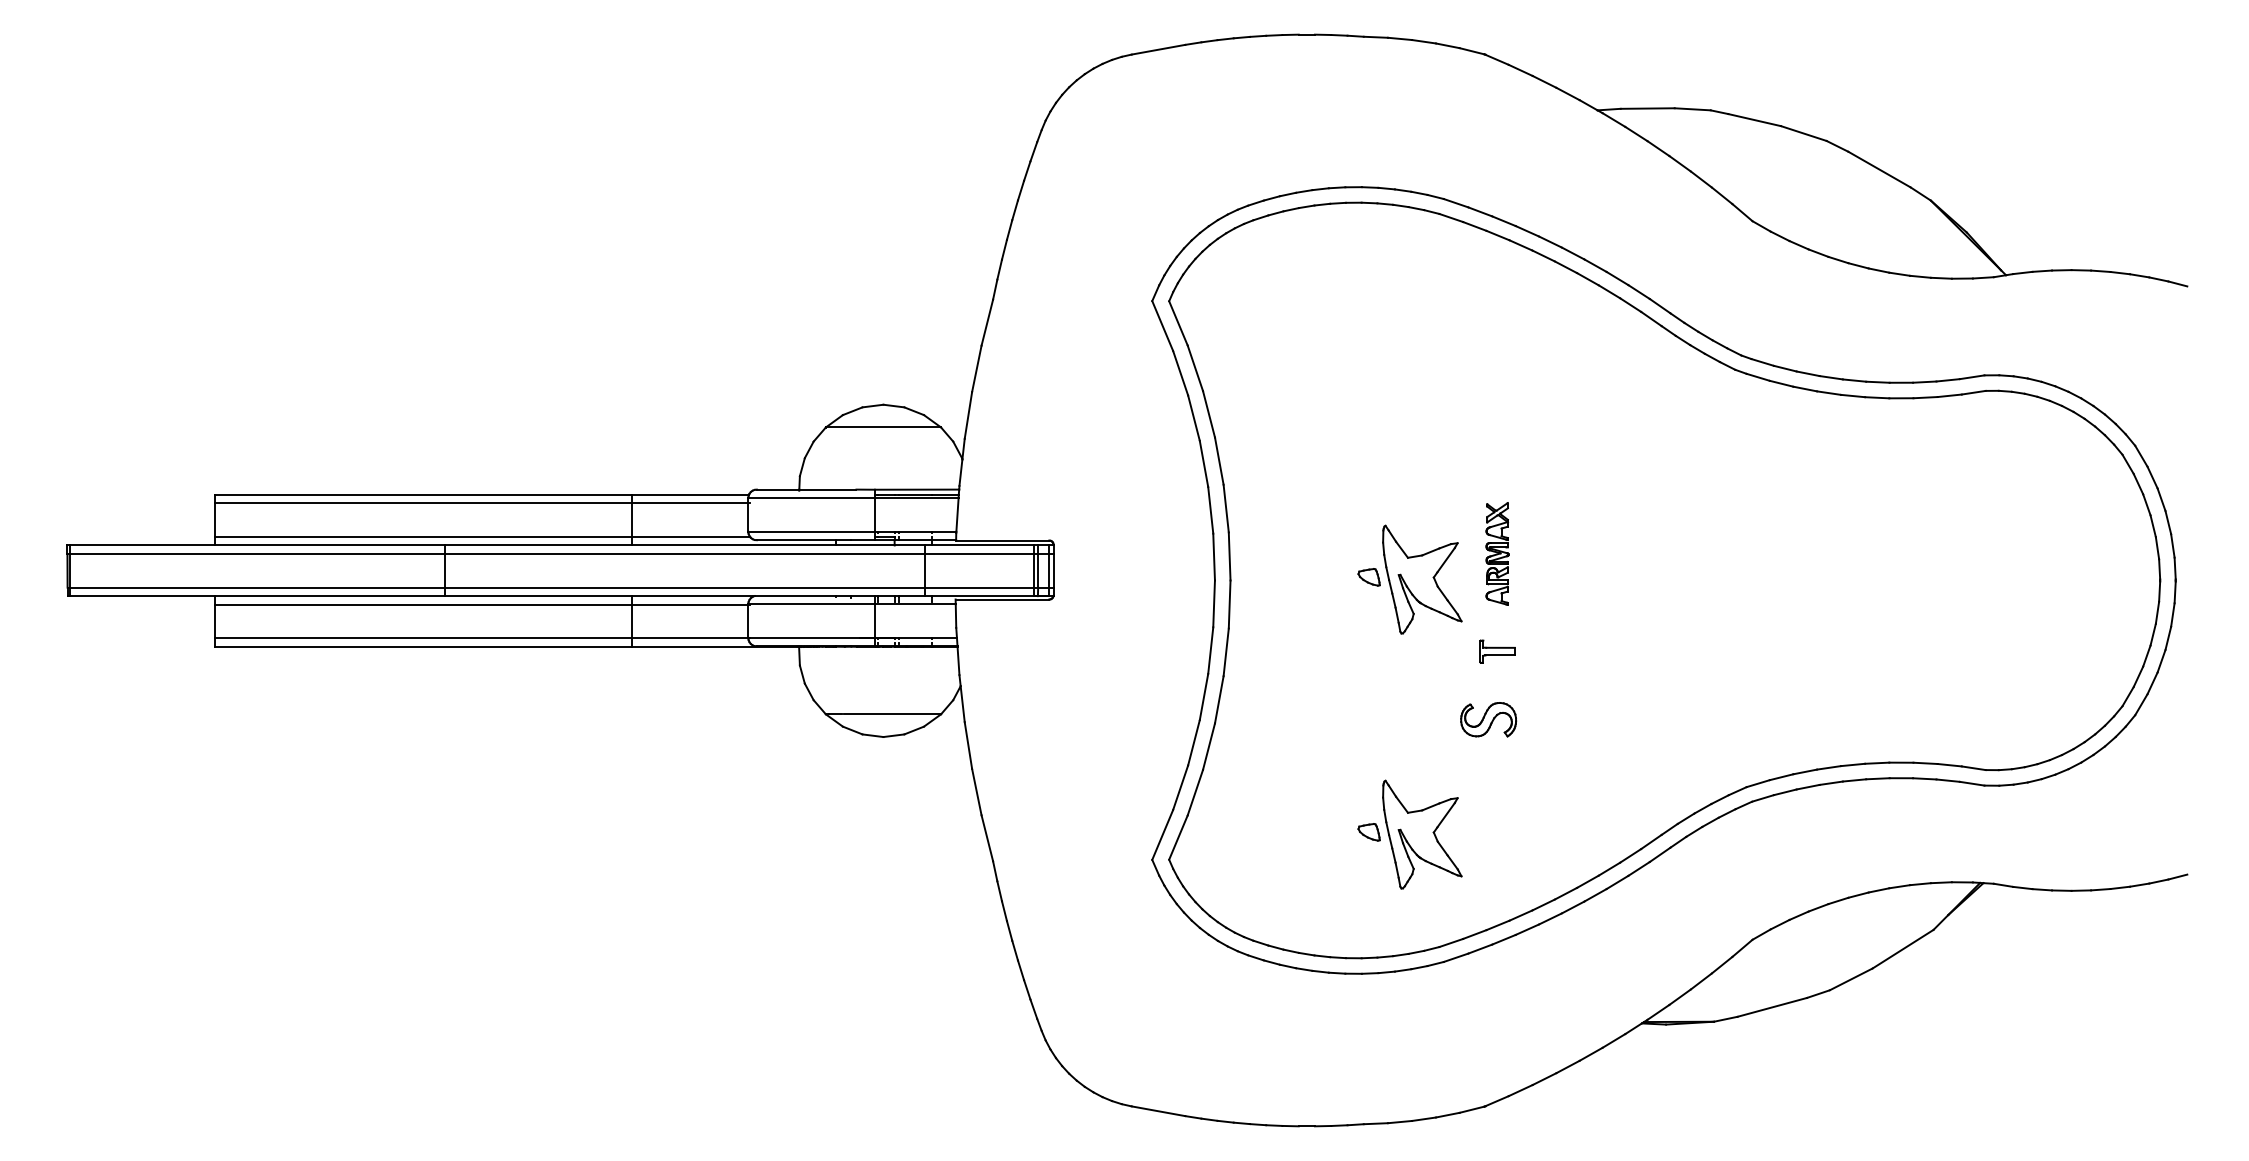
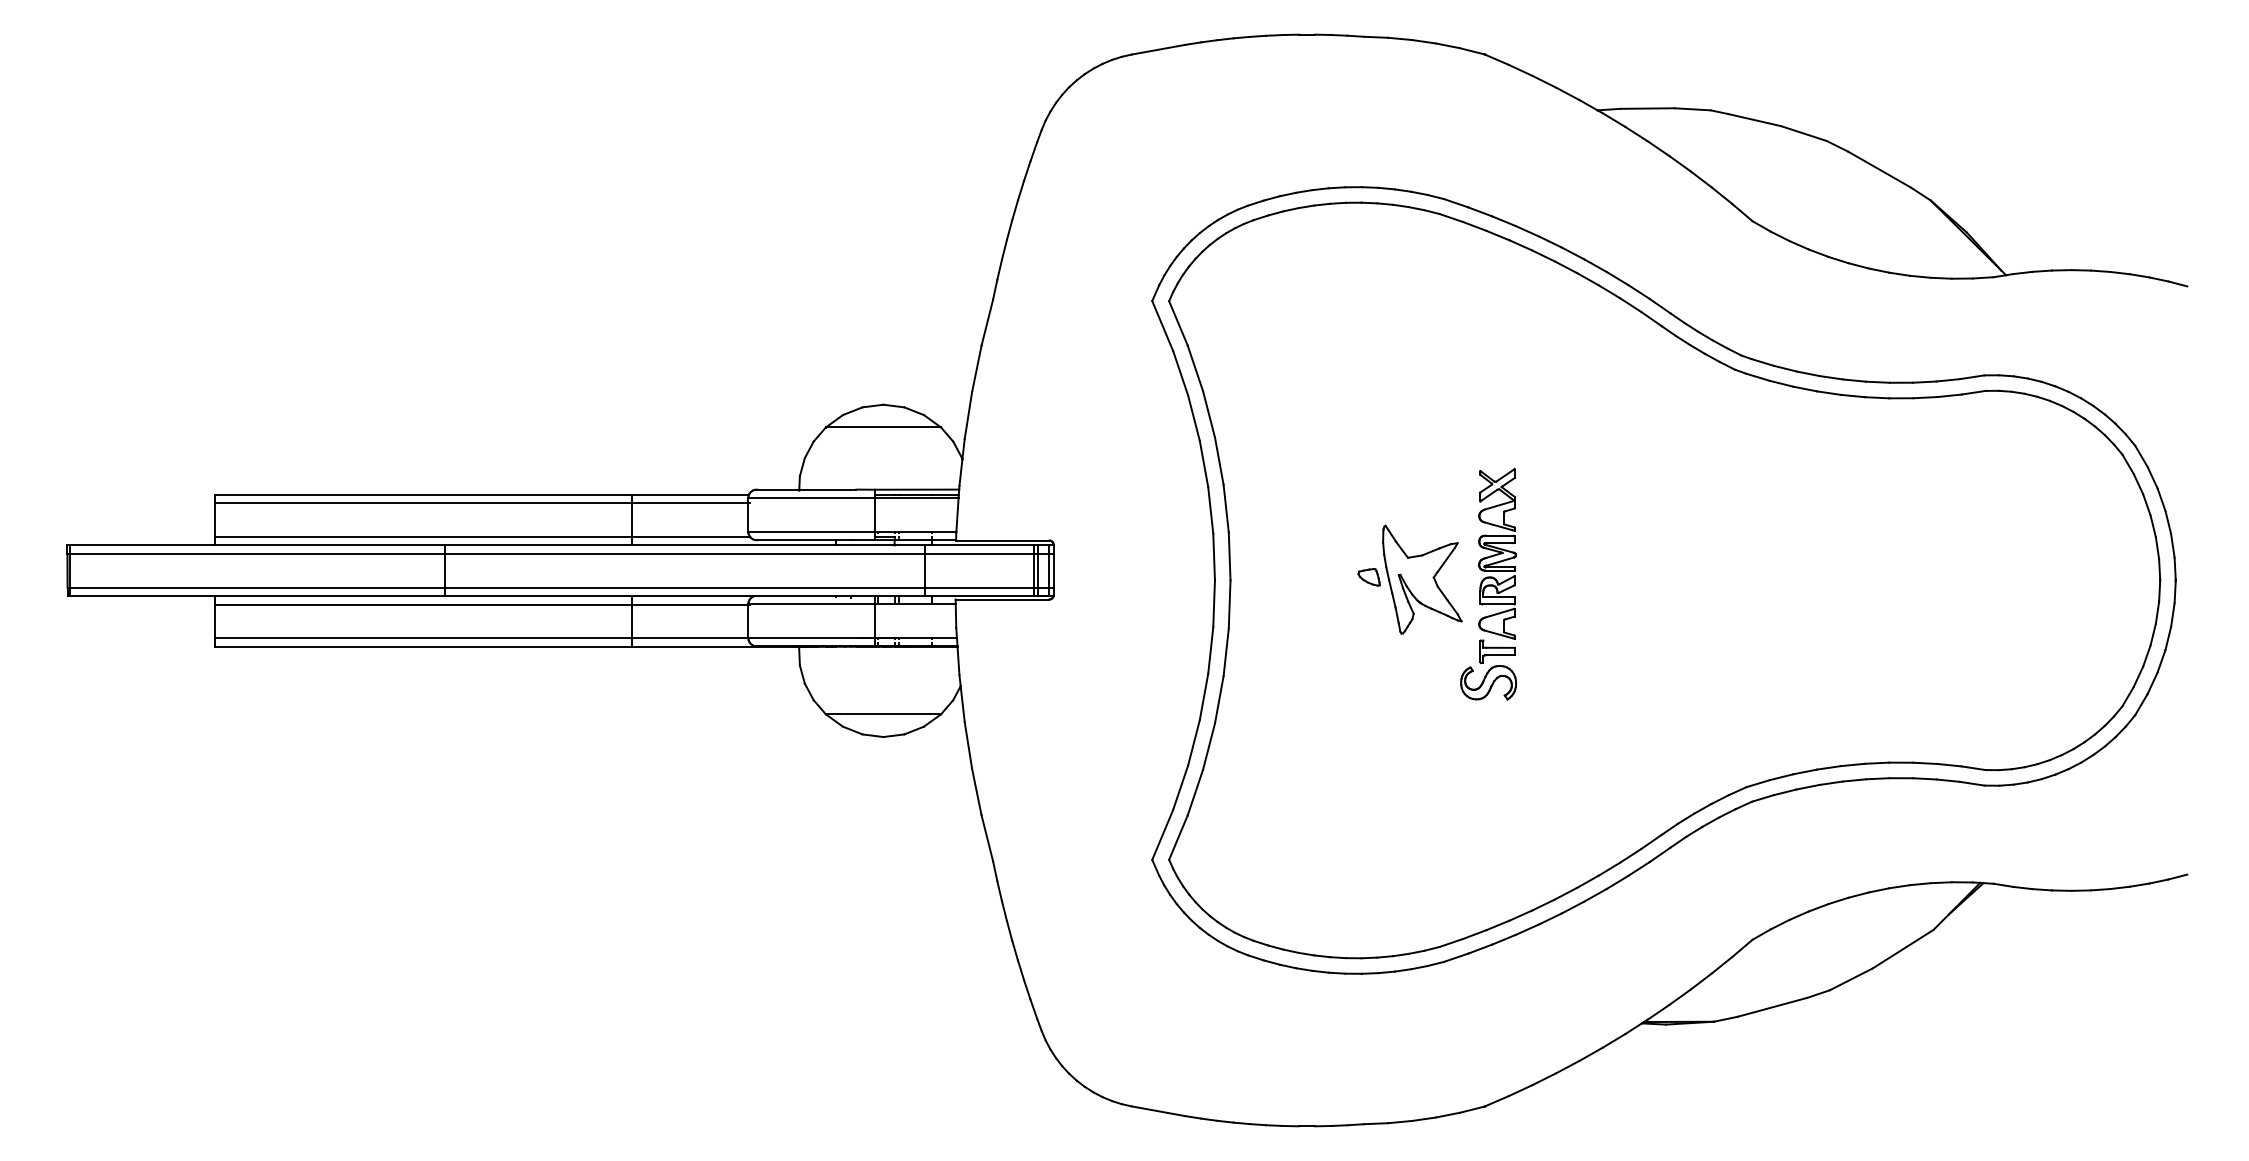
part size: 25x104 px -> 39x172 px (1497, 553)
part position: (1488, 719) -> (1488, 682) (1488, 682)
part: present -> none (1409, 834)
